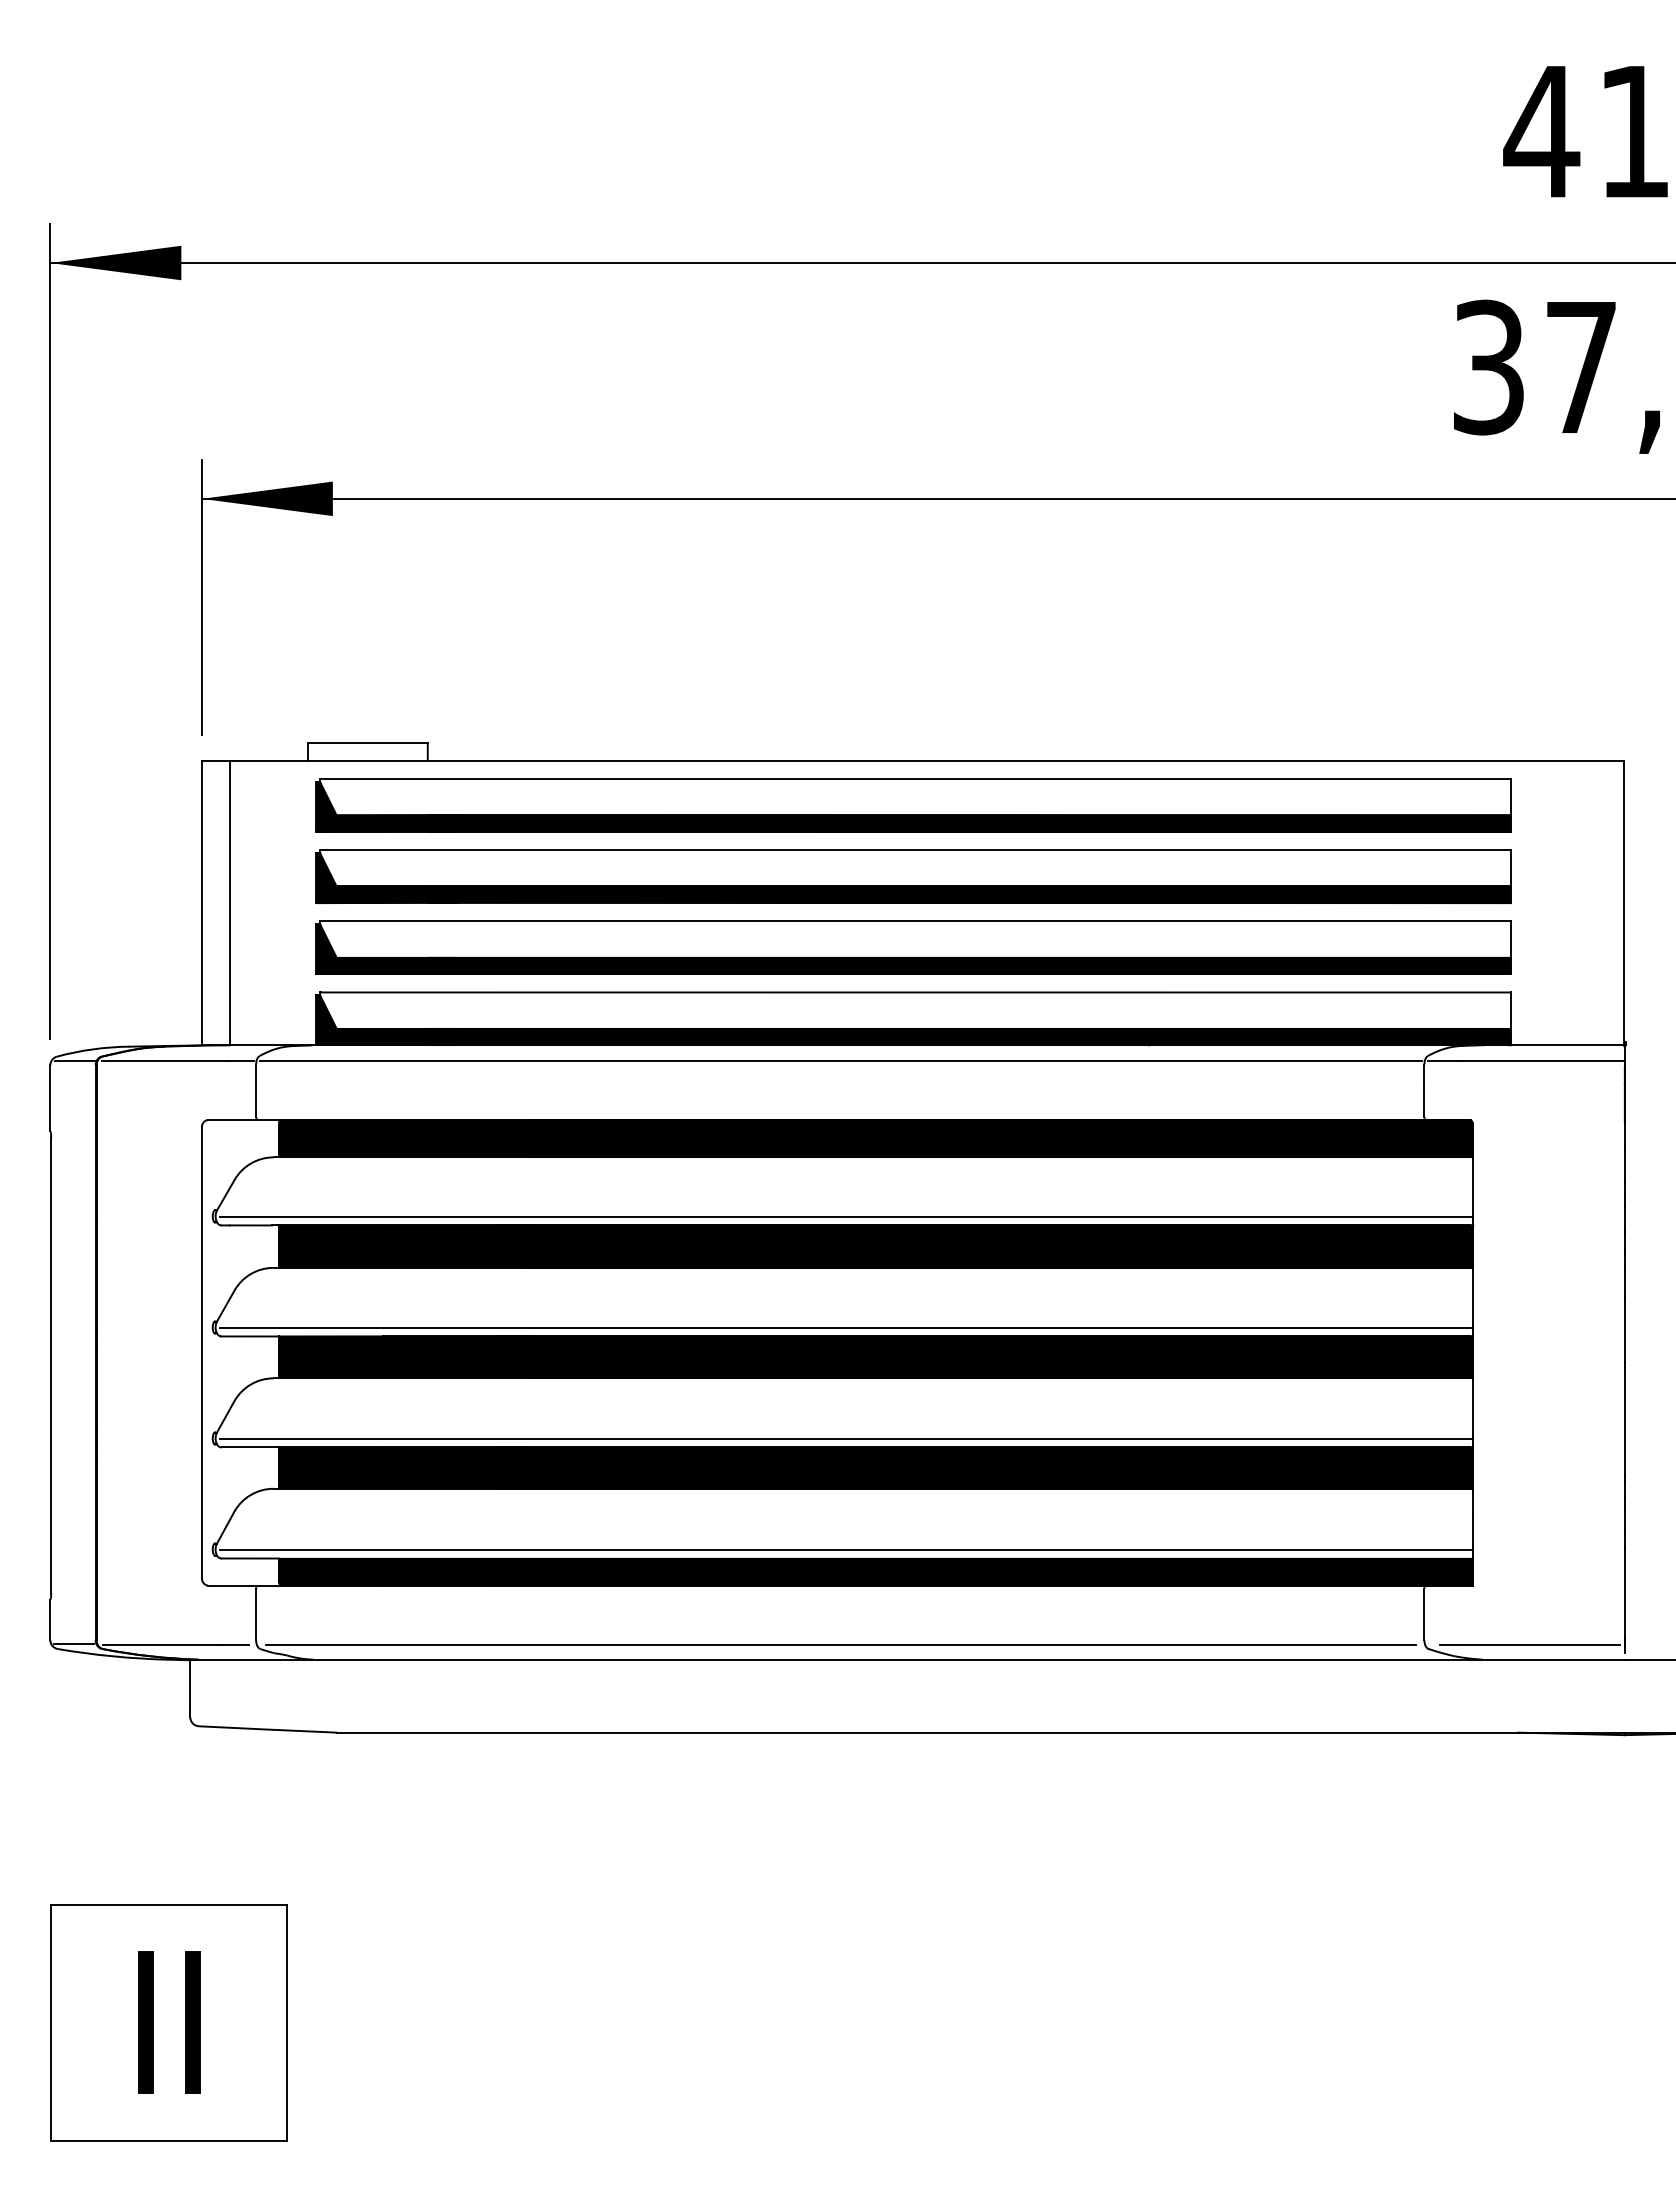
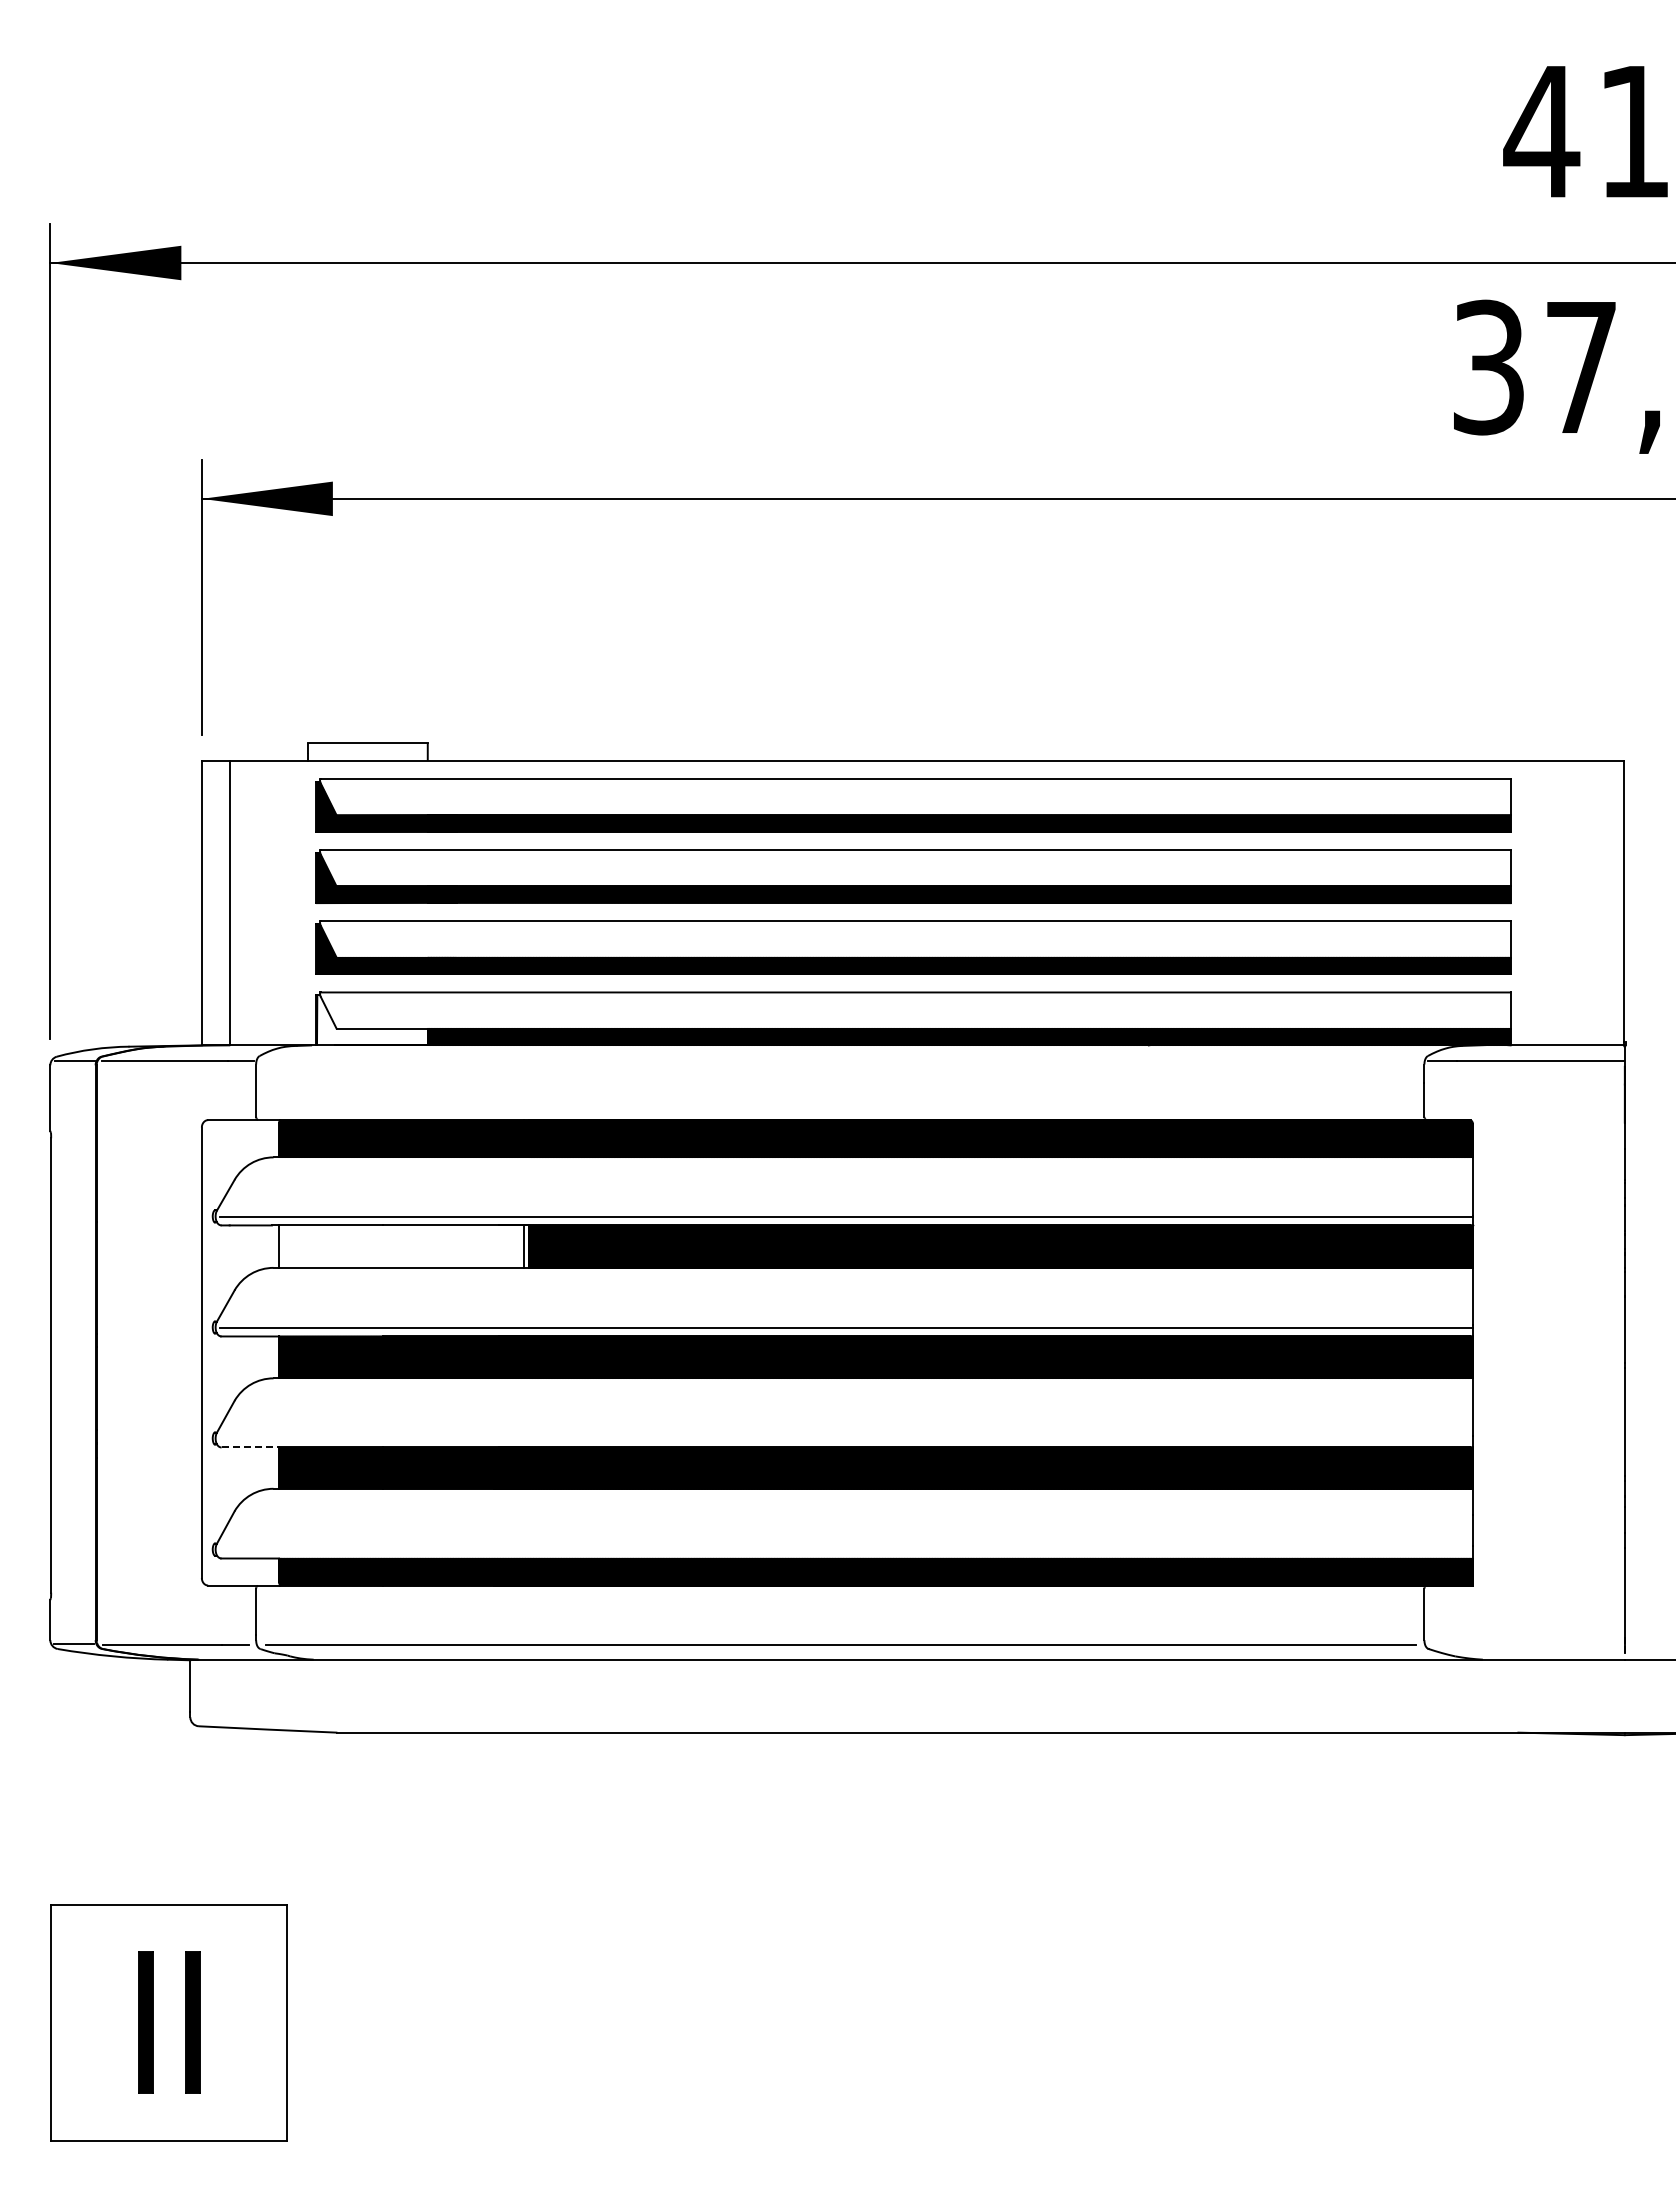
hatch: present -> none (387, 1020)
line: present -> none (840, 1060)
hatch: present -> none (403, 1246)
line: present -> none (845, 1438)
line: solid -> dashed (250, 1447)
line: present -> none (845, 1549)
line: present -> none (1529, 1644)
